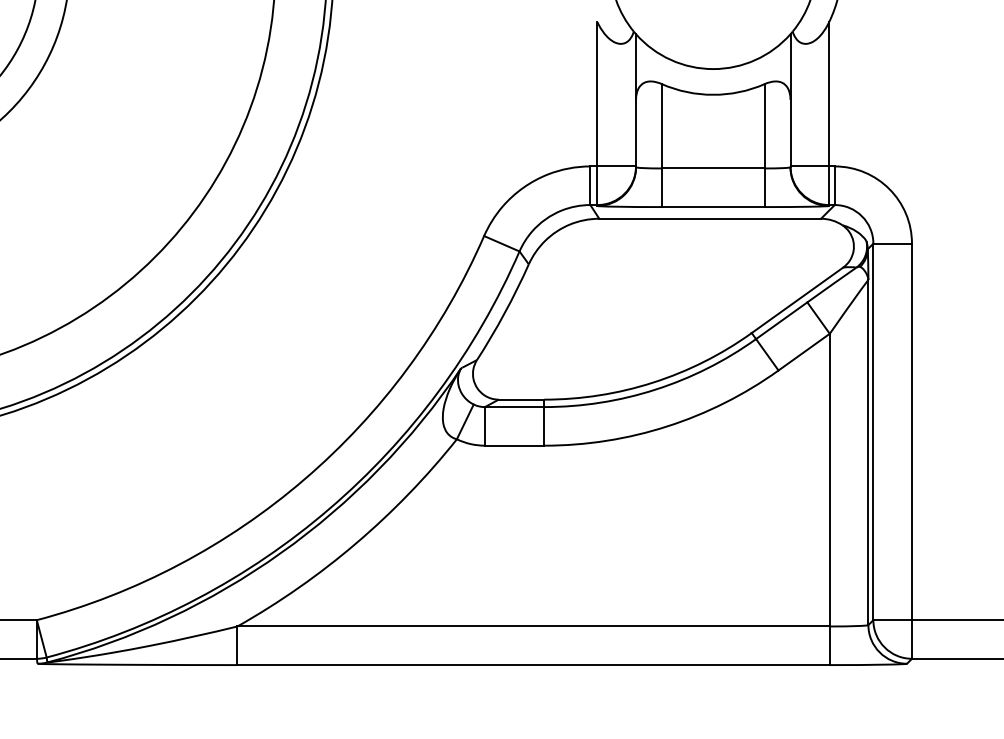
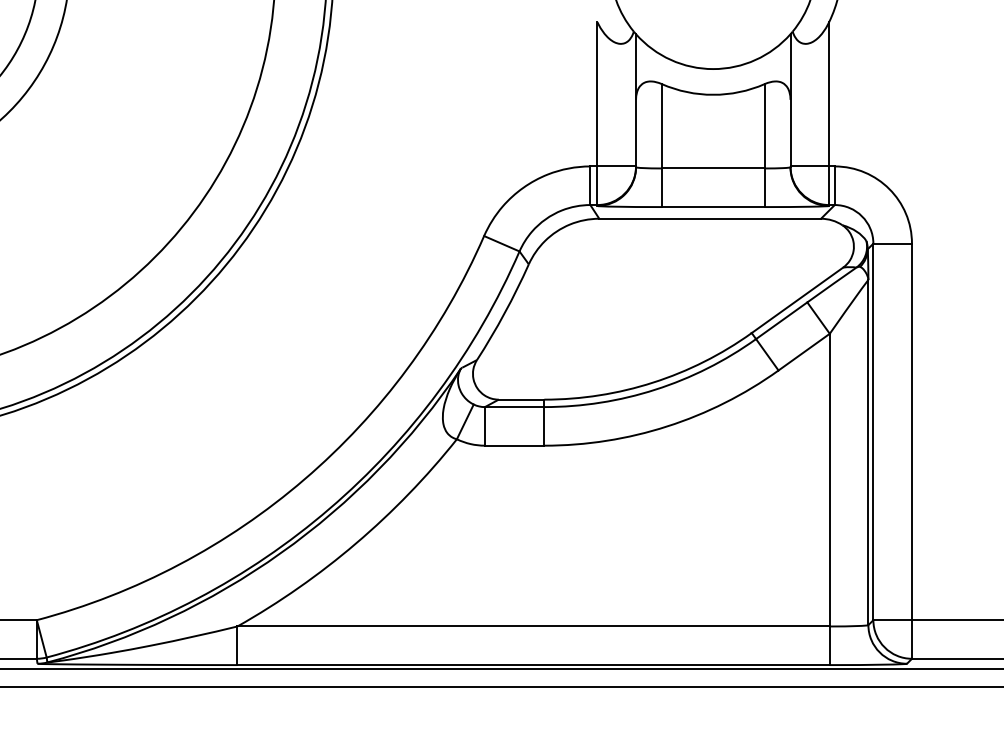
line: none -> present (501, 668)
line: none -> present (501, 686)
